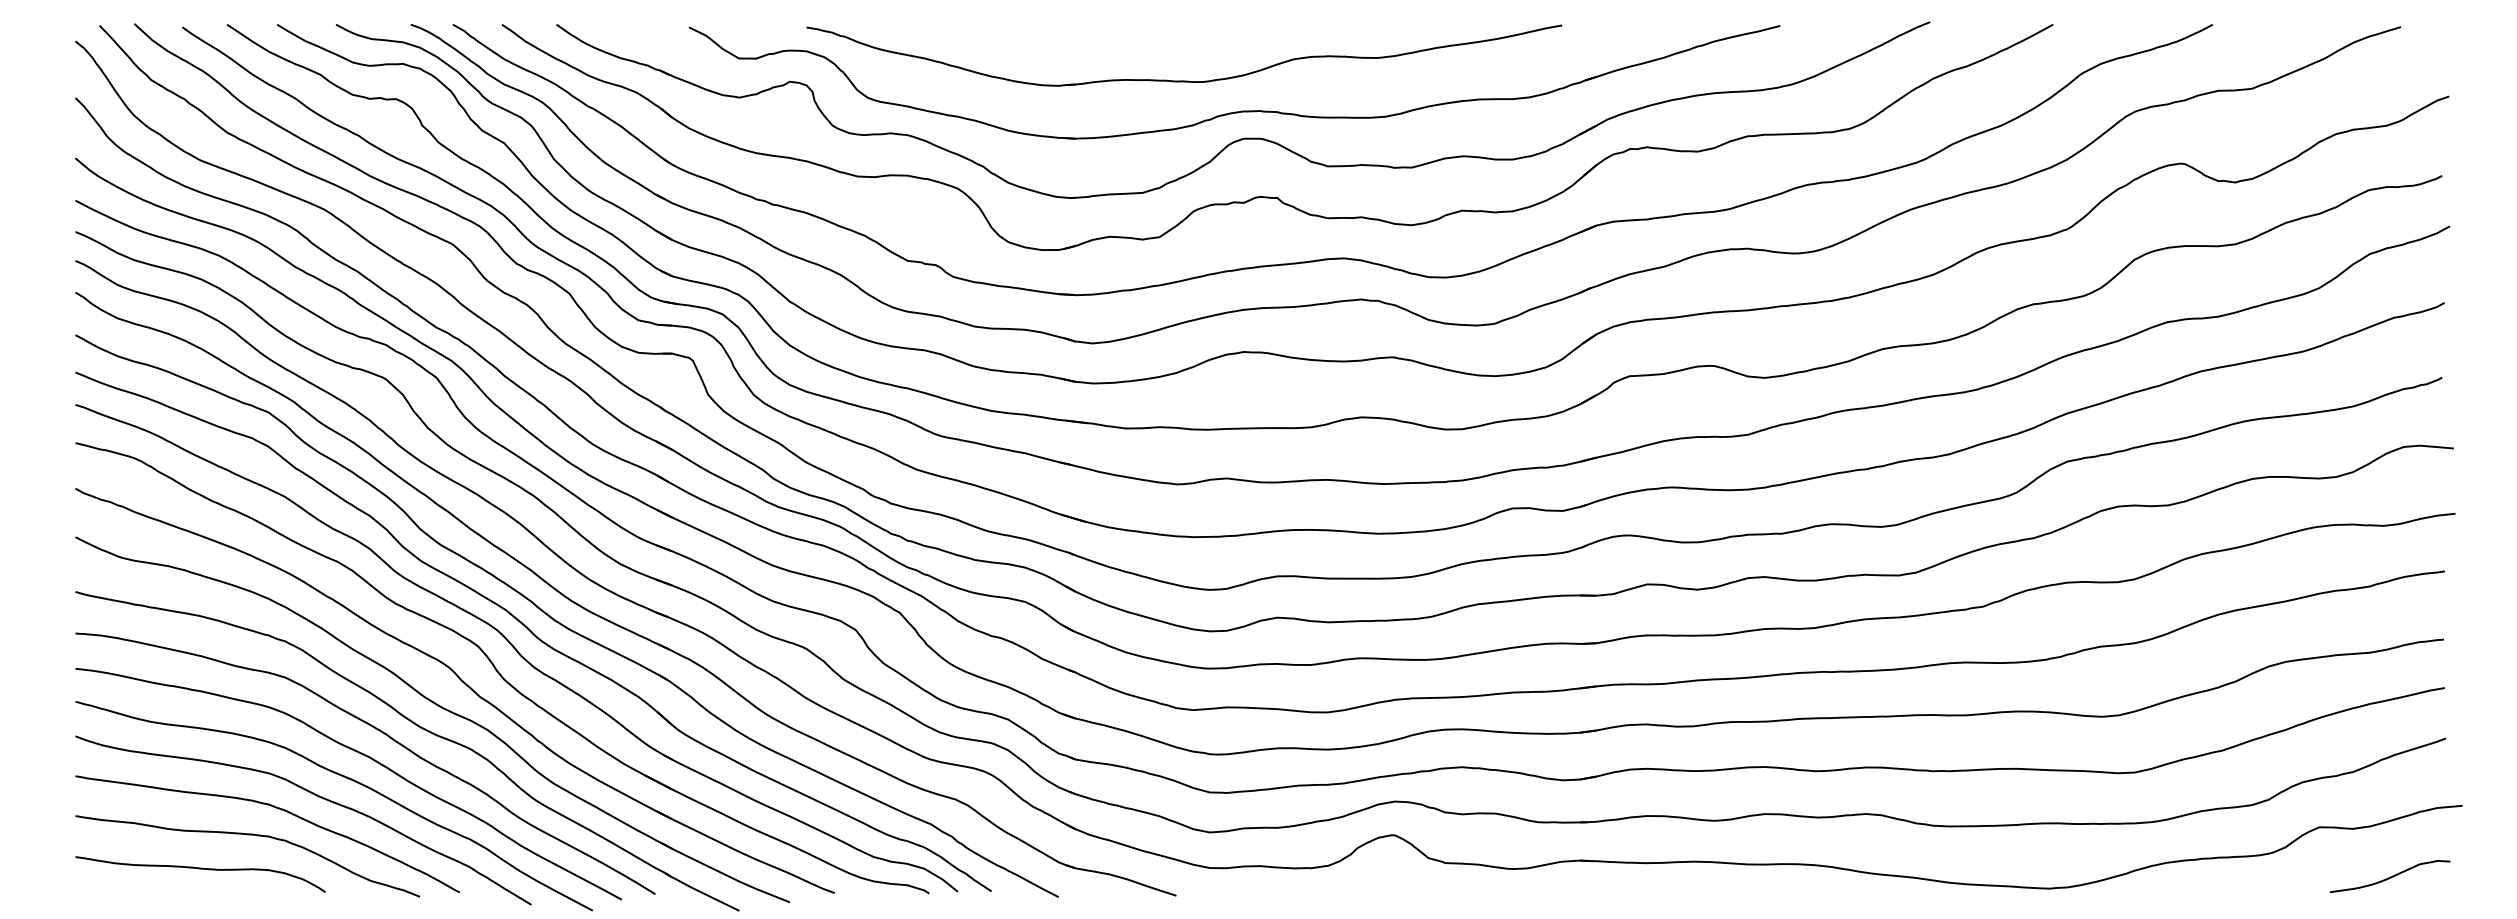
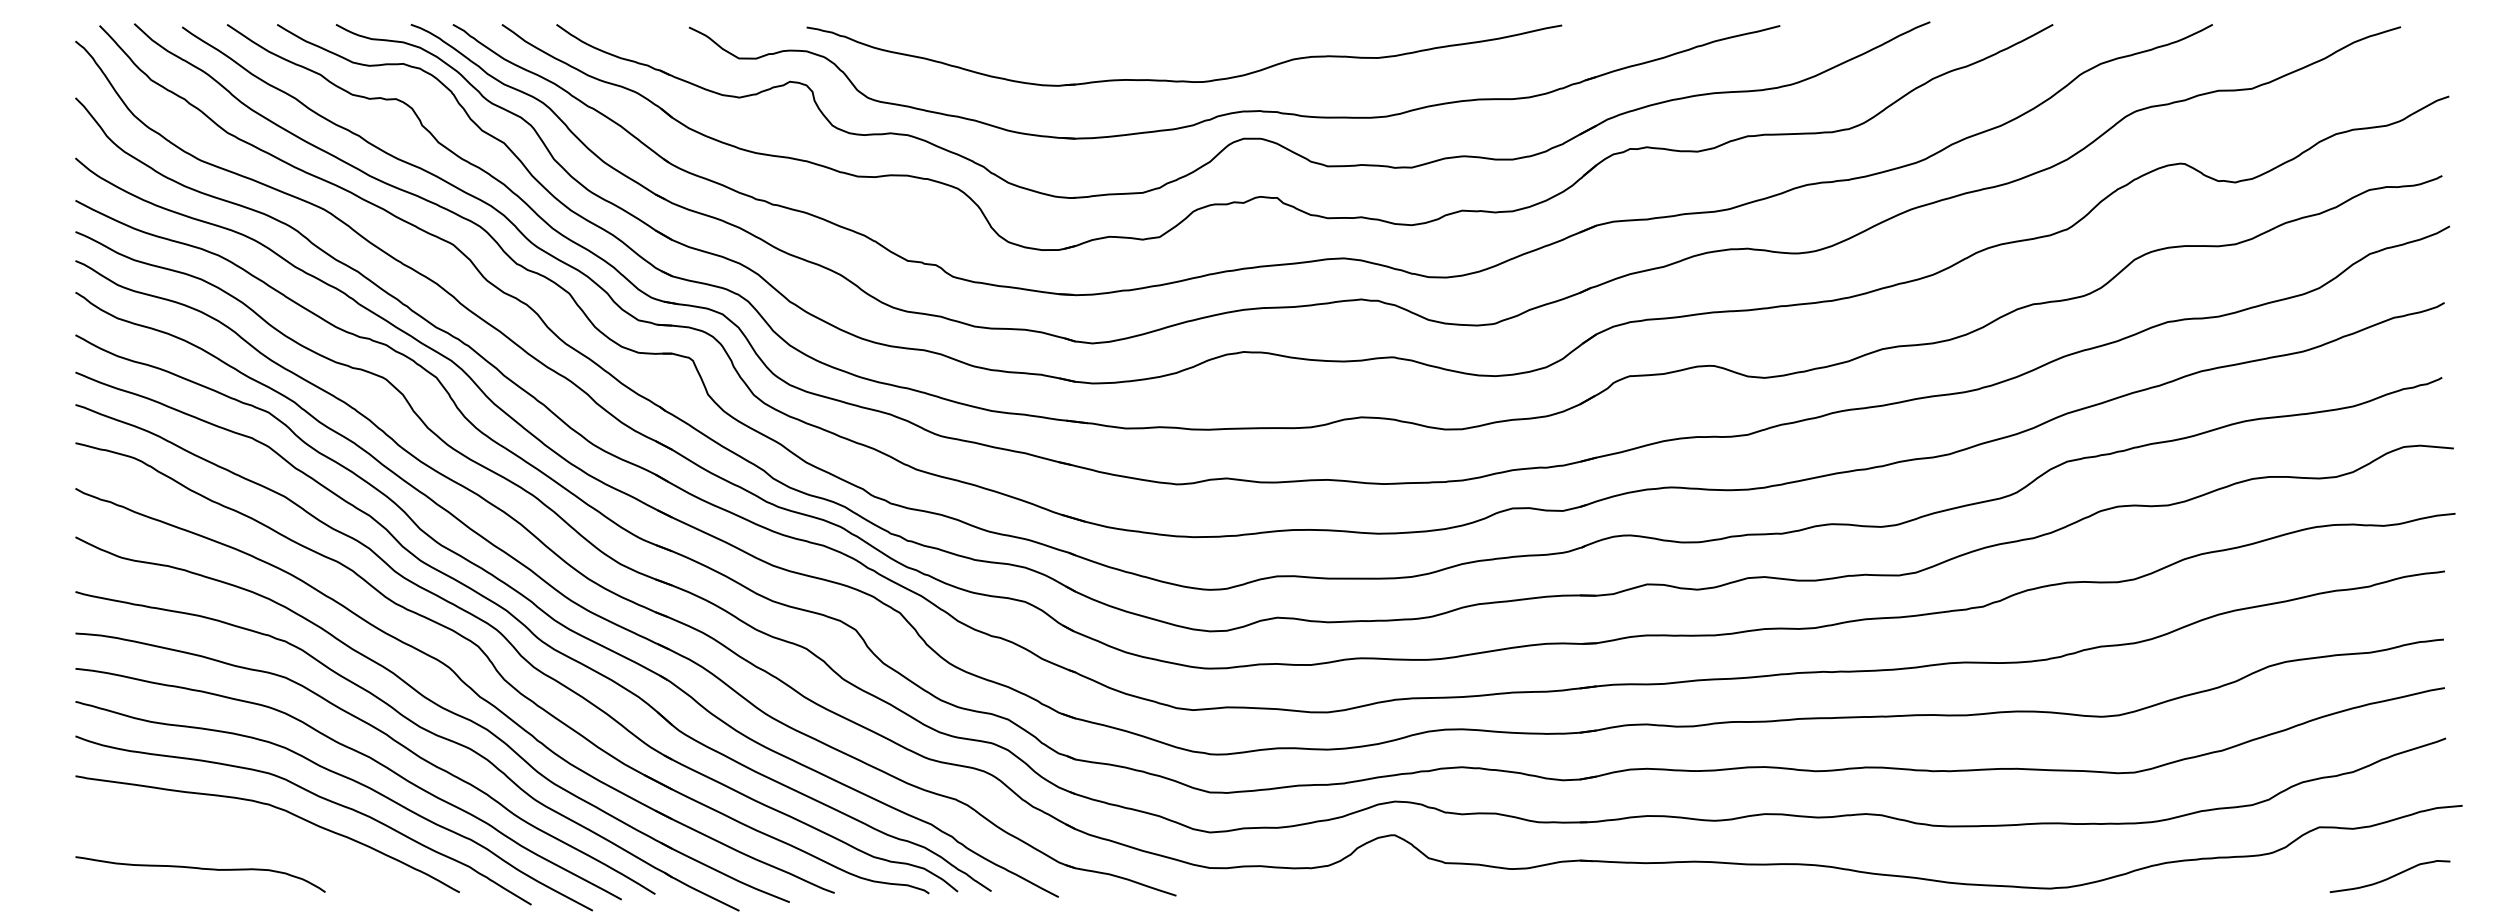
curve: present -> none (247, 835)
